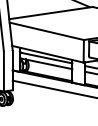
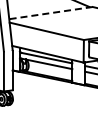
line: solid -> dashed (50, 13)
line: present -> none (53, 88)
